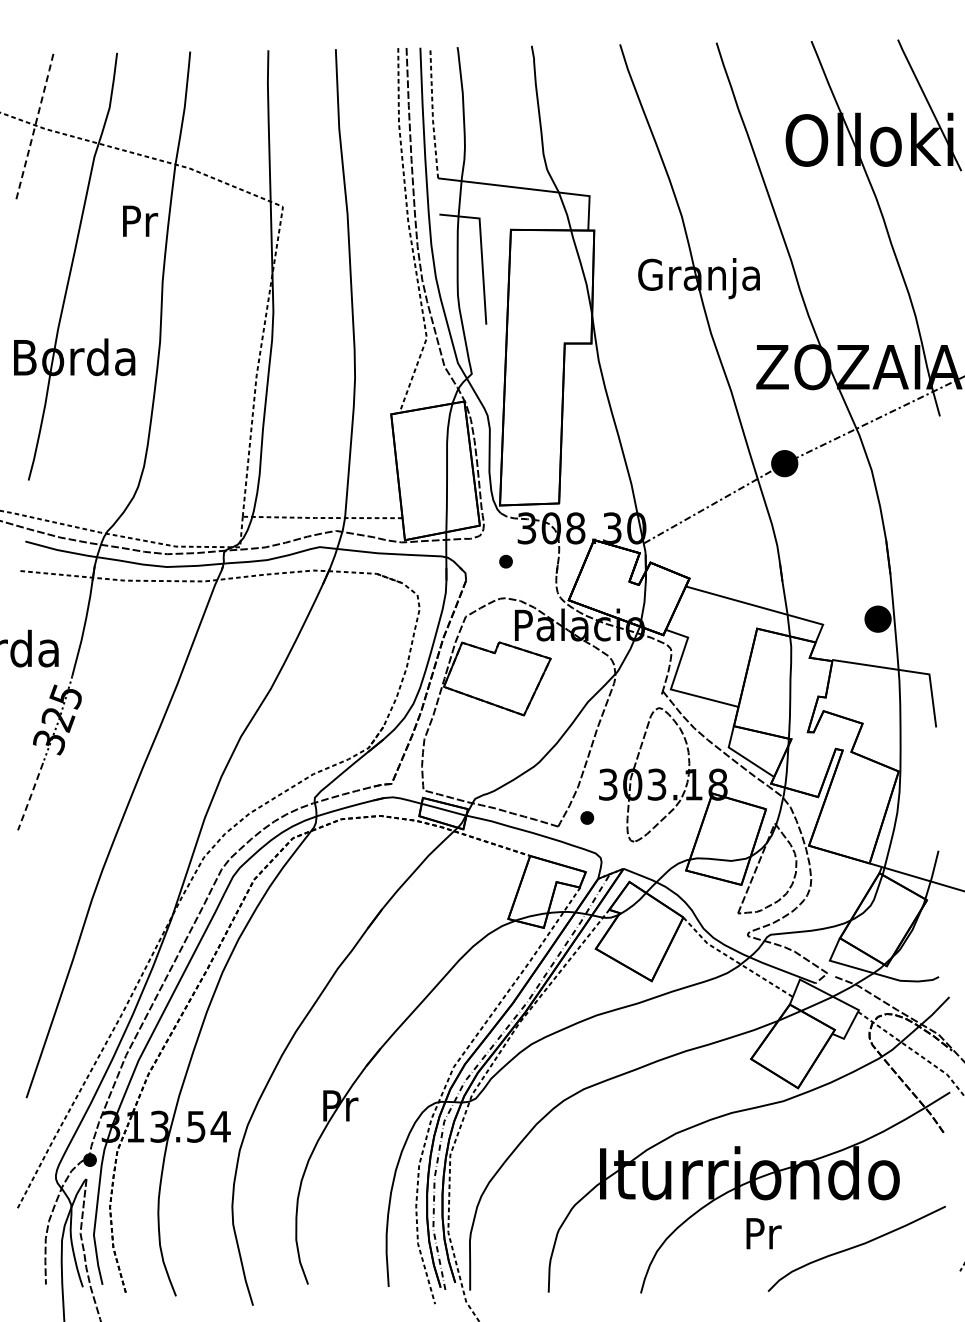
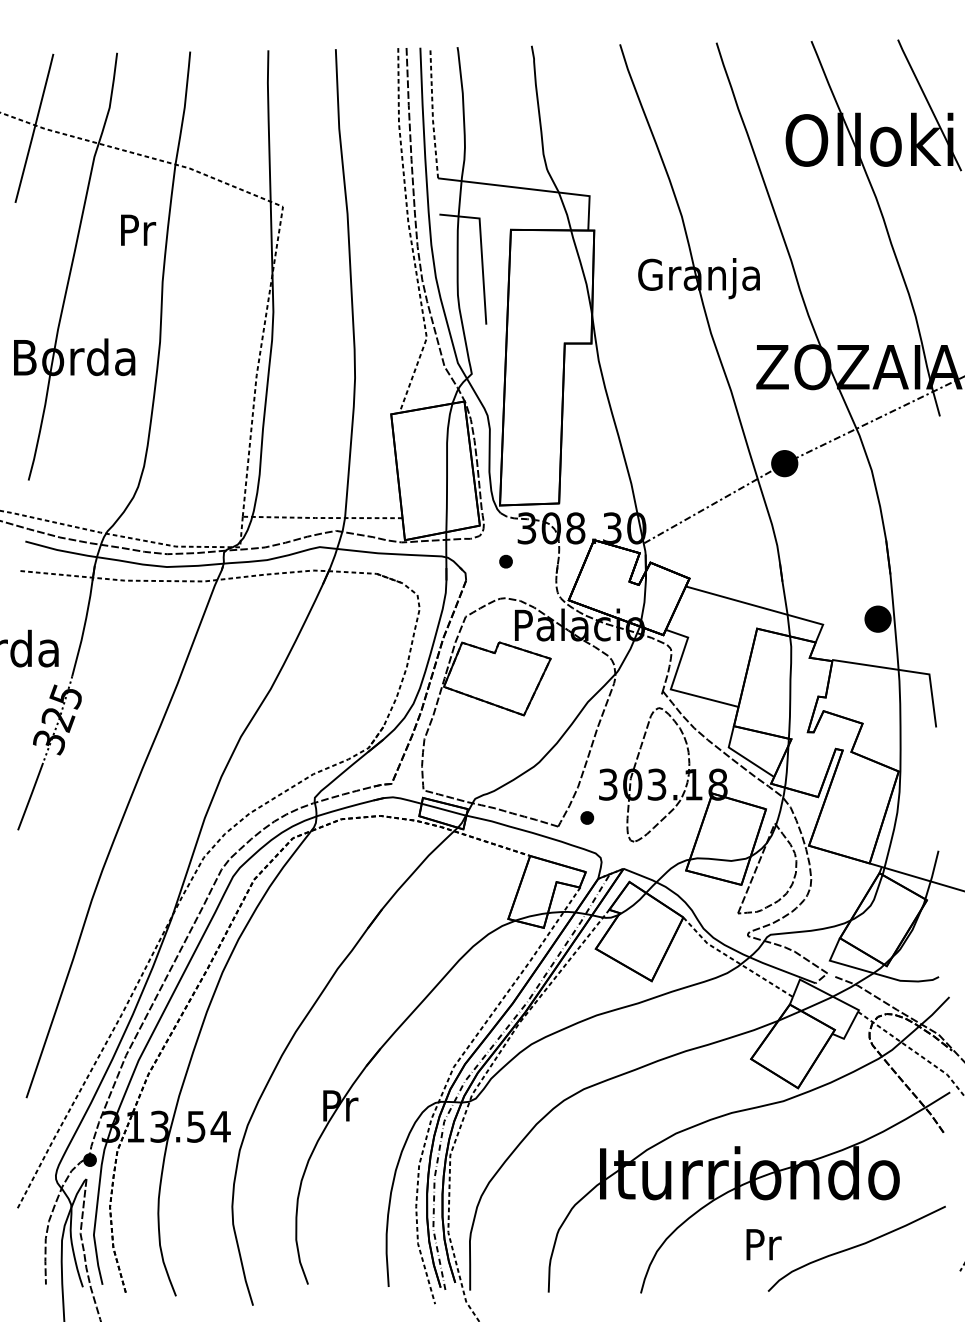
line: dashed -> solid (34, 128)
text position: (140, 220) -> (138, 229) (138, 229)
line: dashed -> solid (30, 796)
text position: (763, 1233) -> (763, 1244) (763, 1244)
